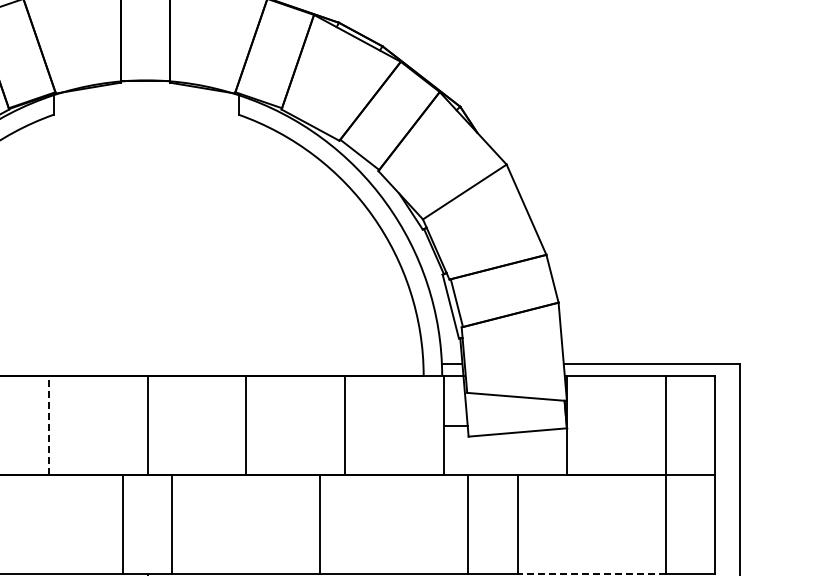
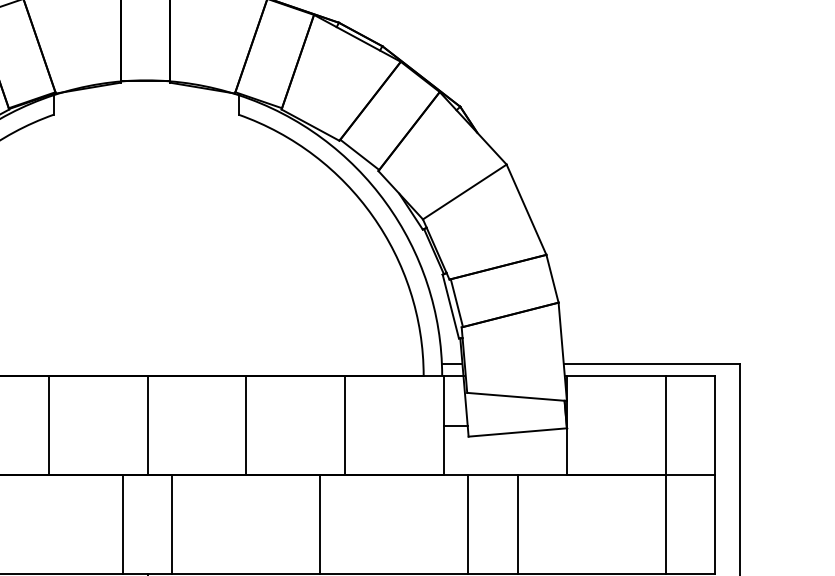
line: dashed -> solid (49, 425)
line: dashed -> solid (591, 573)
